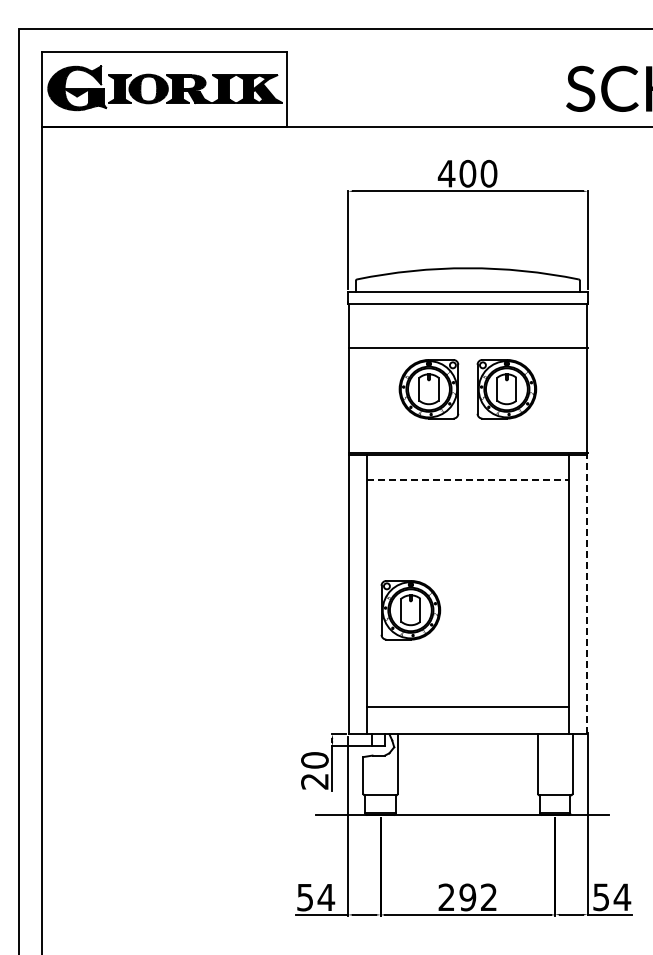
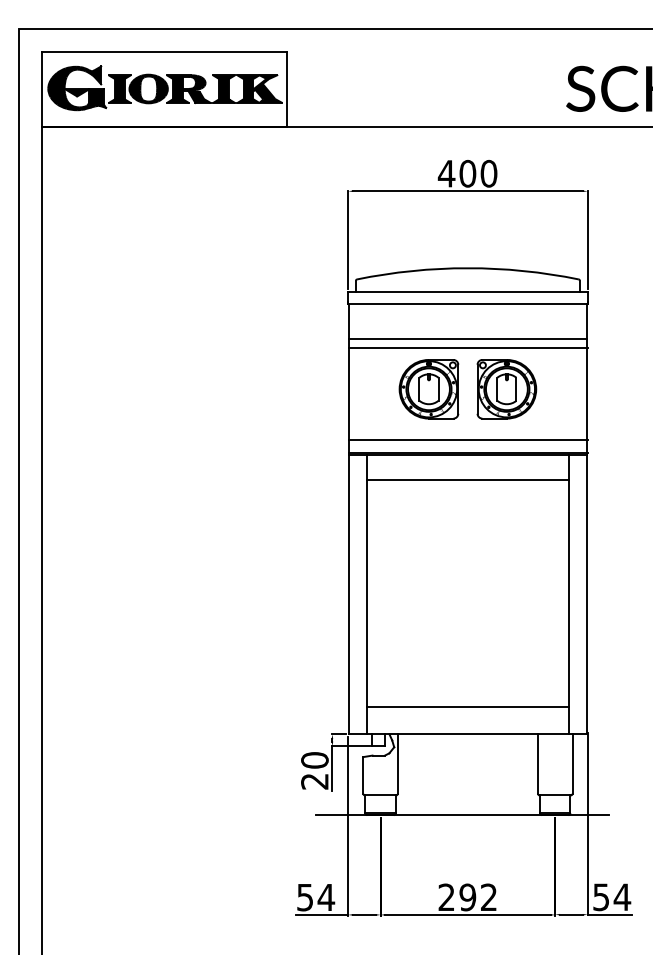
line: none -> present (467, 339)
line: none -> present (467, 440)
line: dashed -> solid (468, 480)
line: dashed -> solid (587, 593)
part: present -> none (410, 610)
